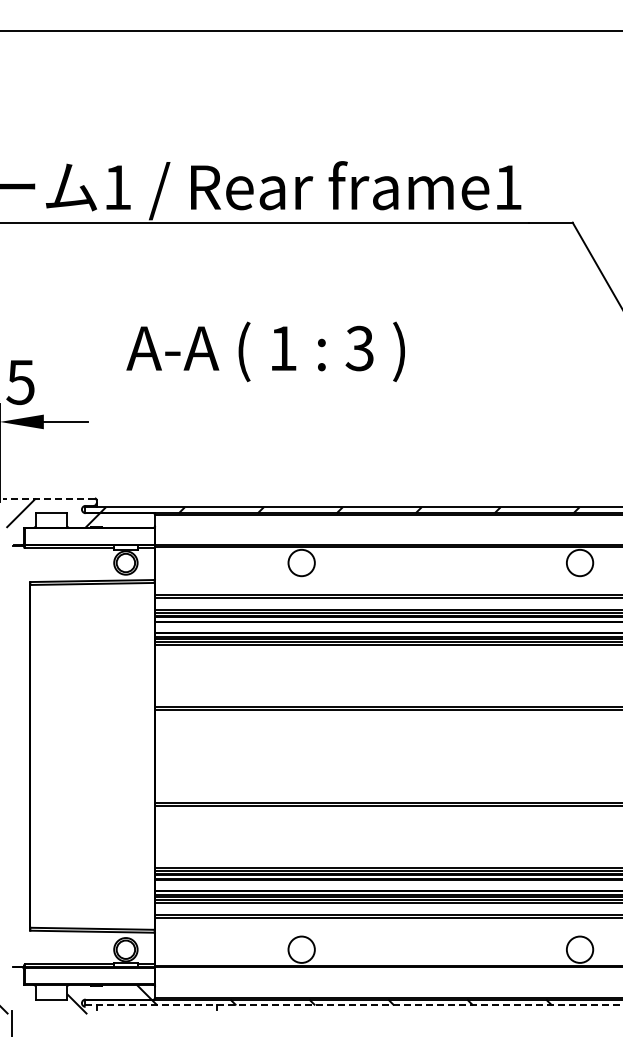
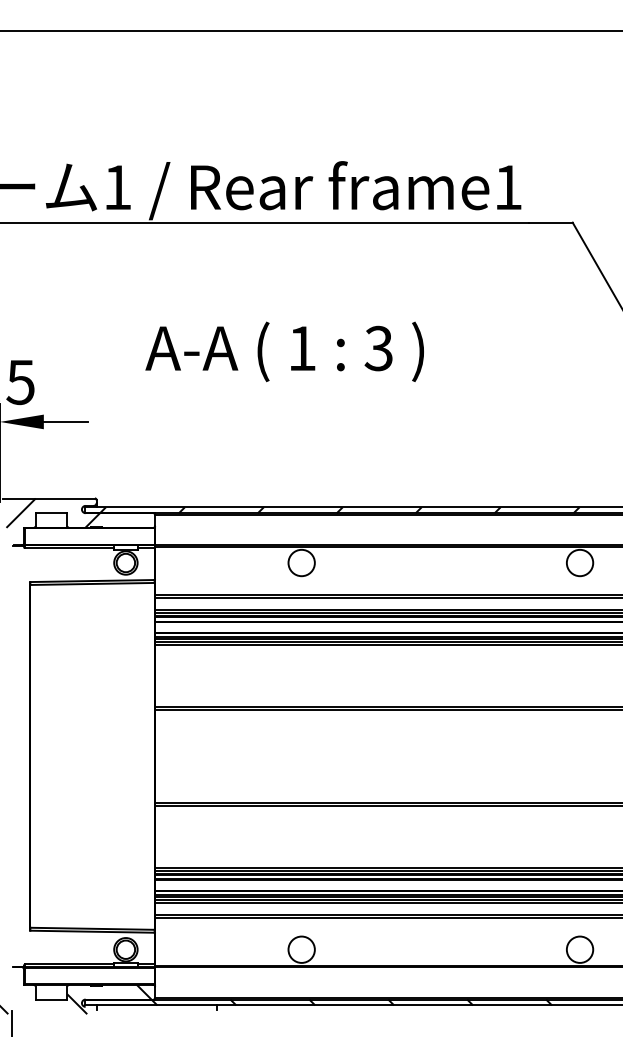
text position: (265, 351) -> (284, 351) (284, 351)
line: dashed -> solid (48, 498)
line: dashed -> solid (353, 1005)
